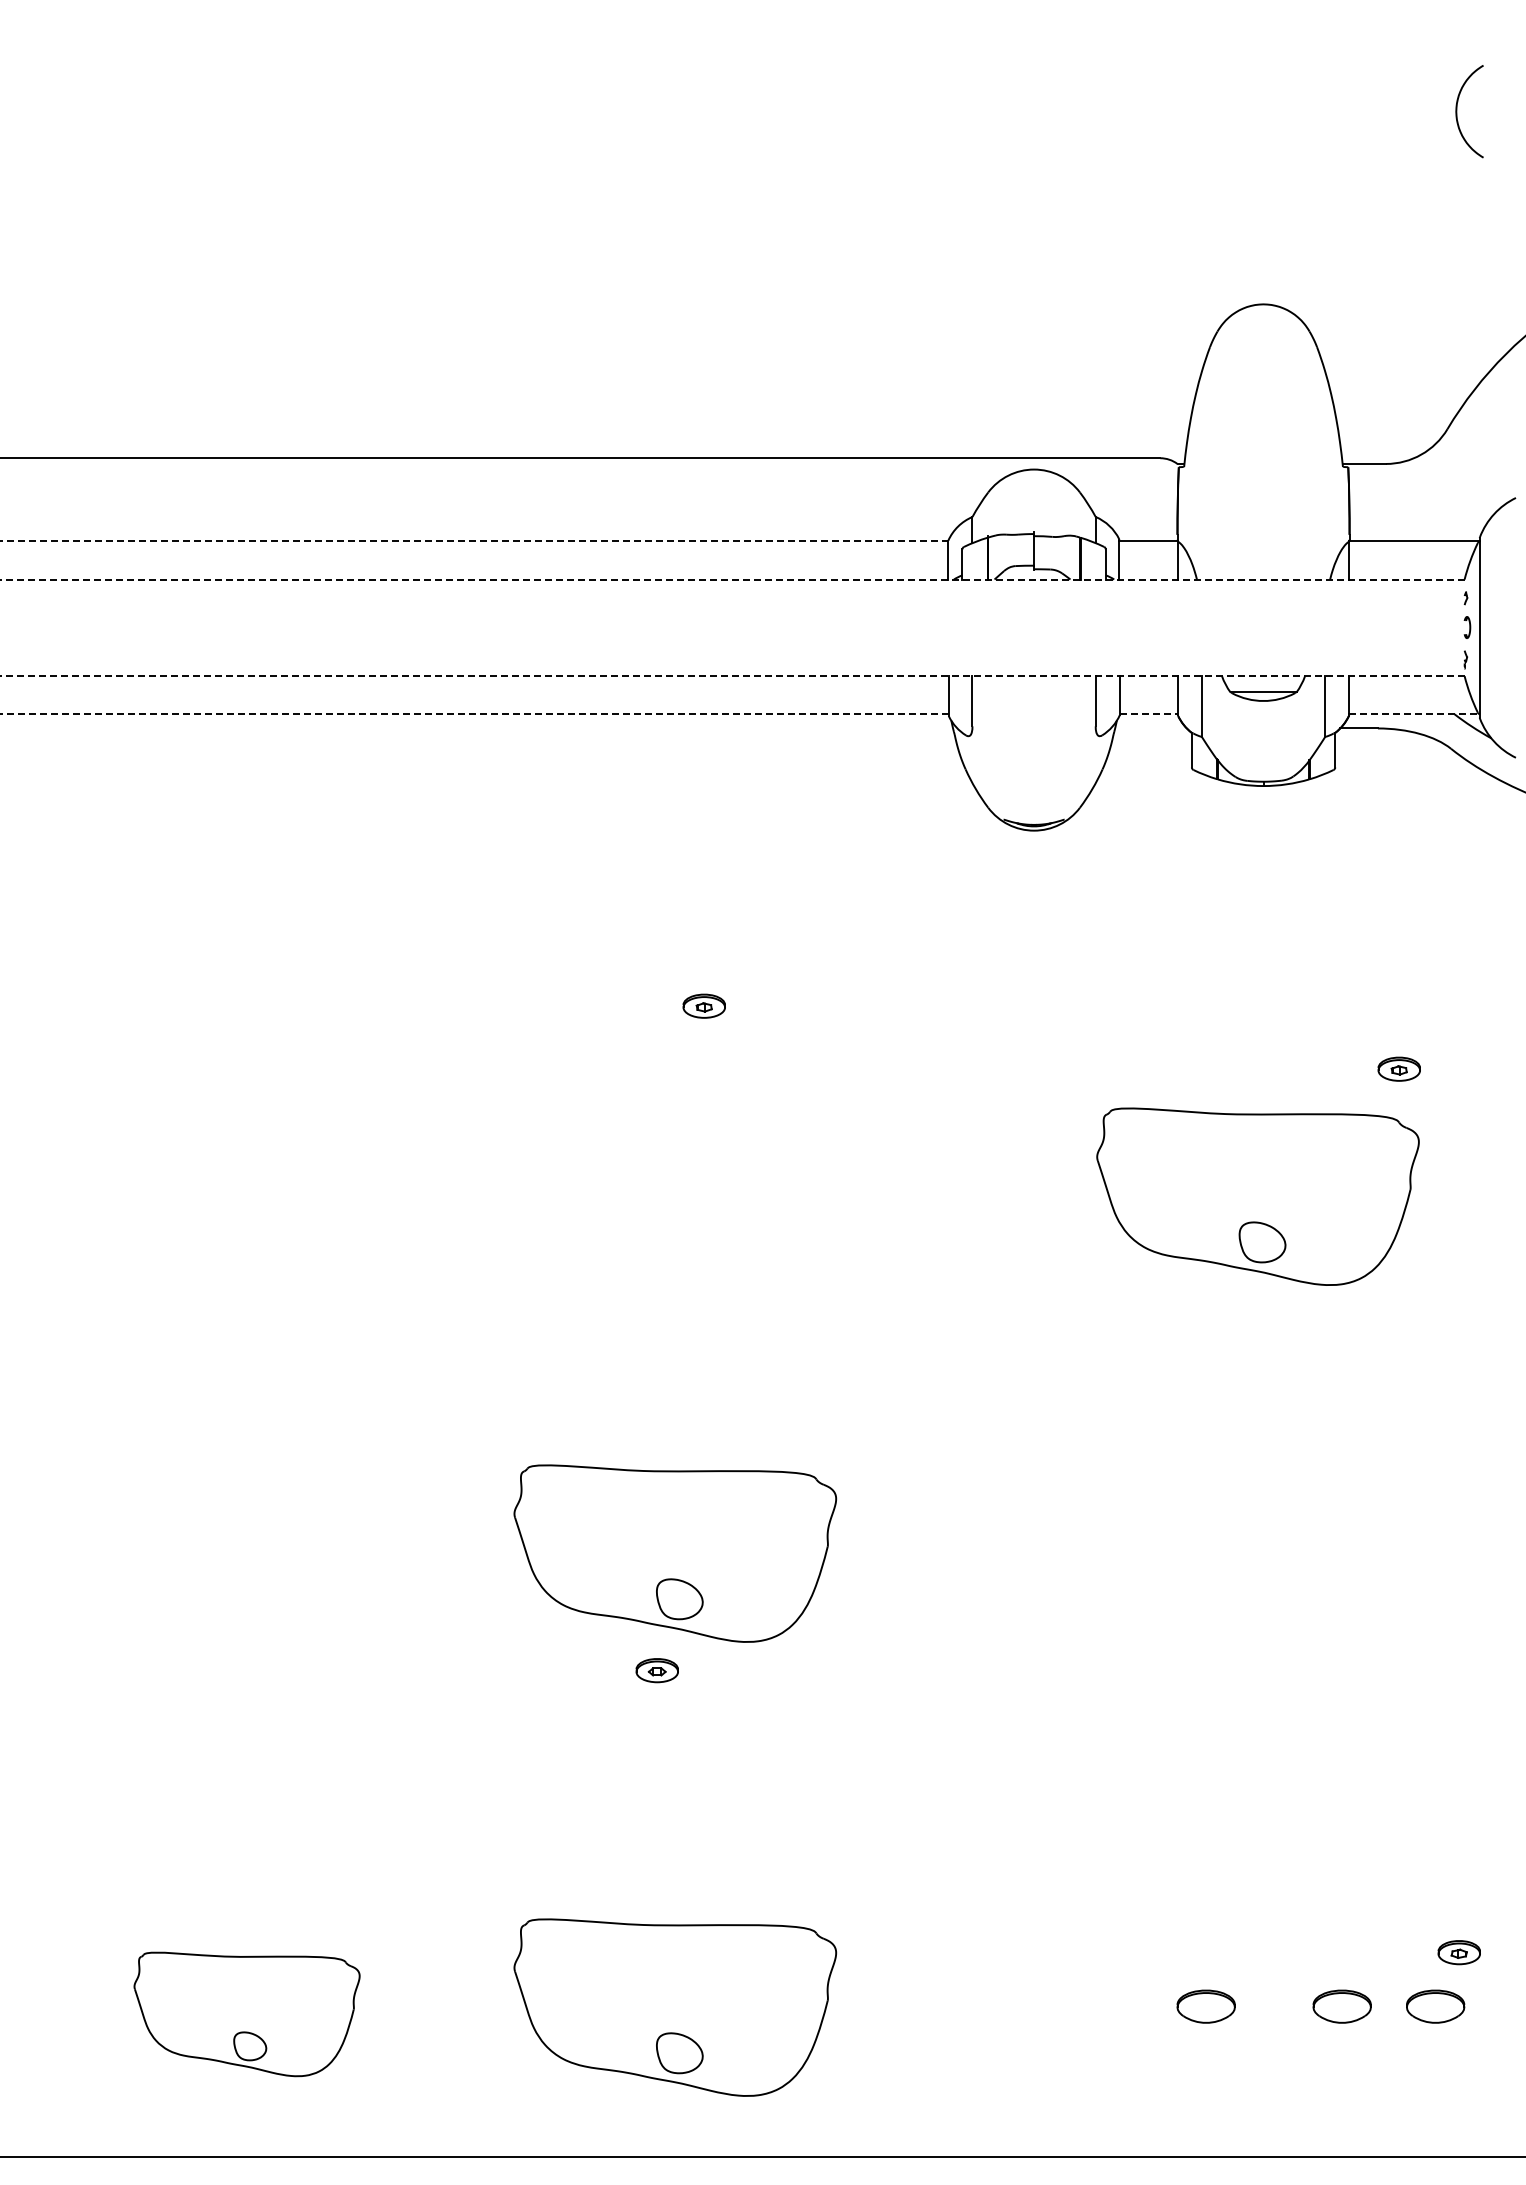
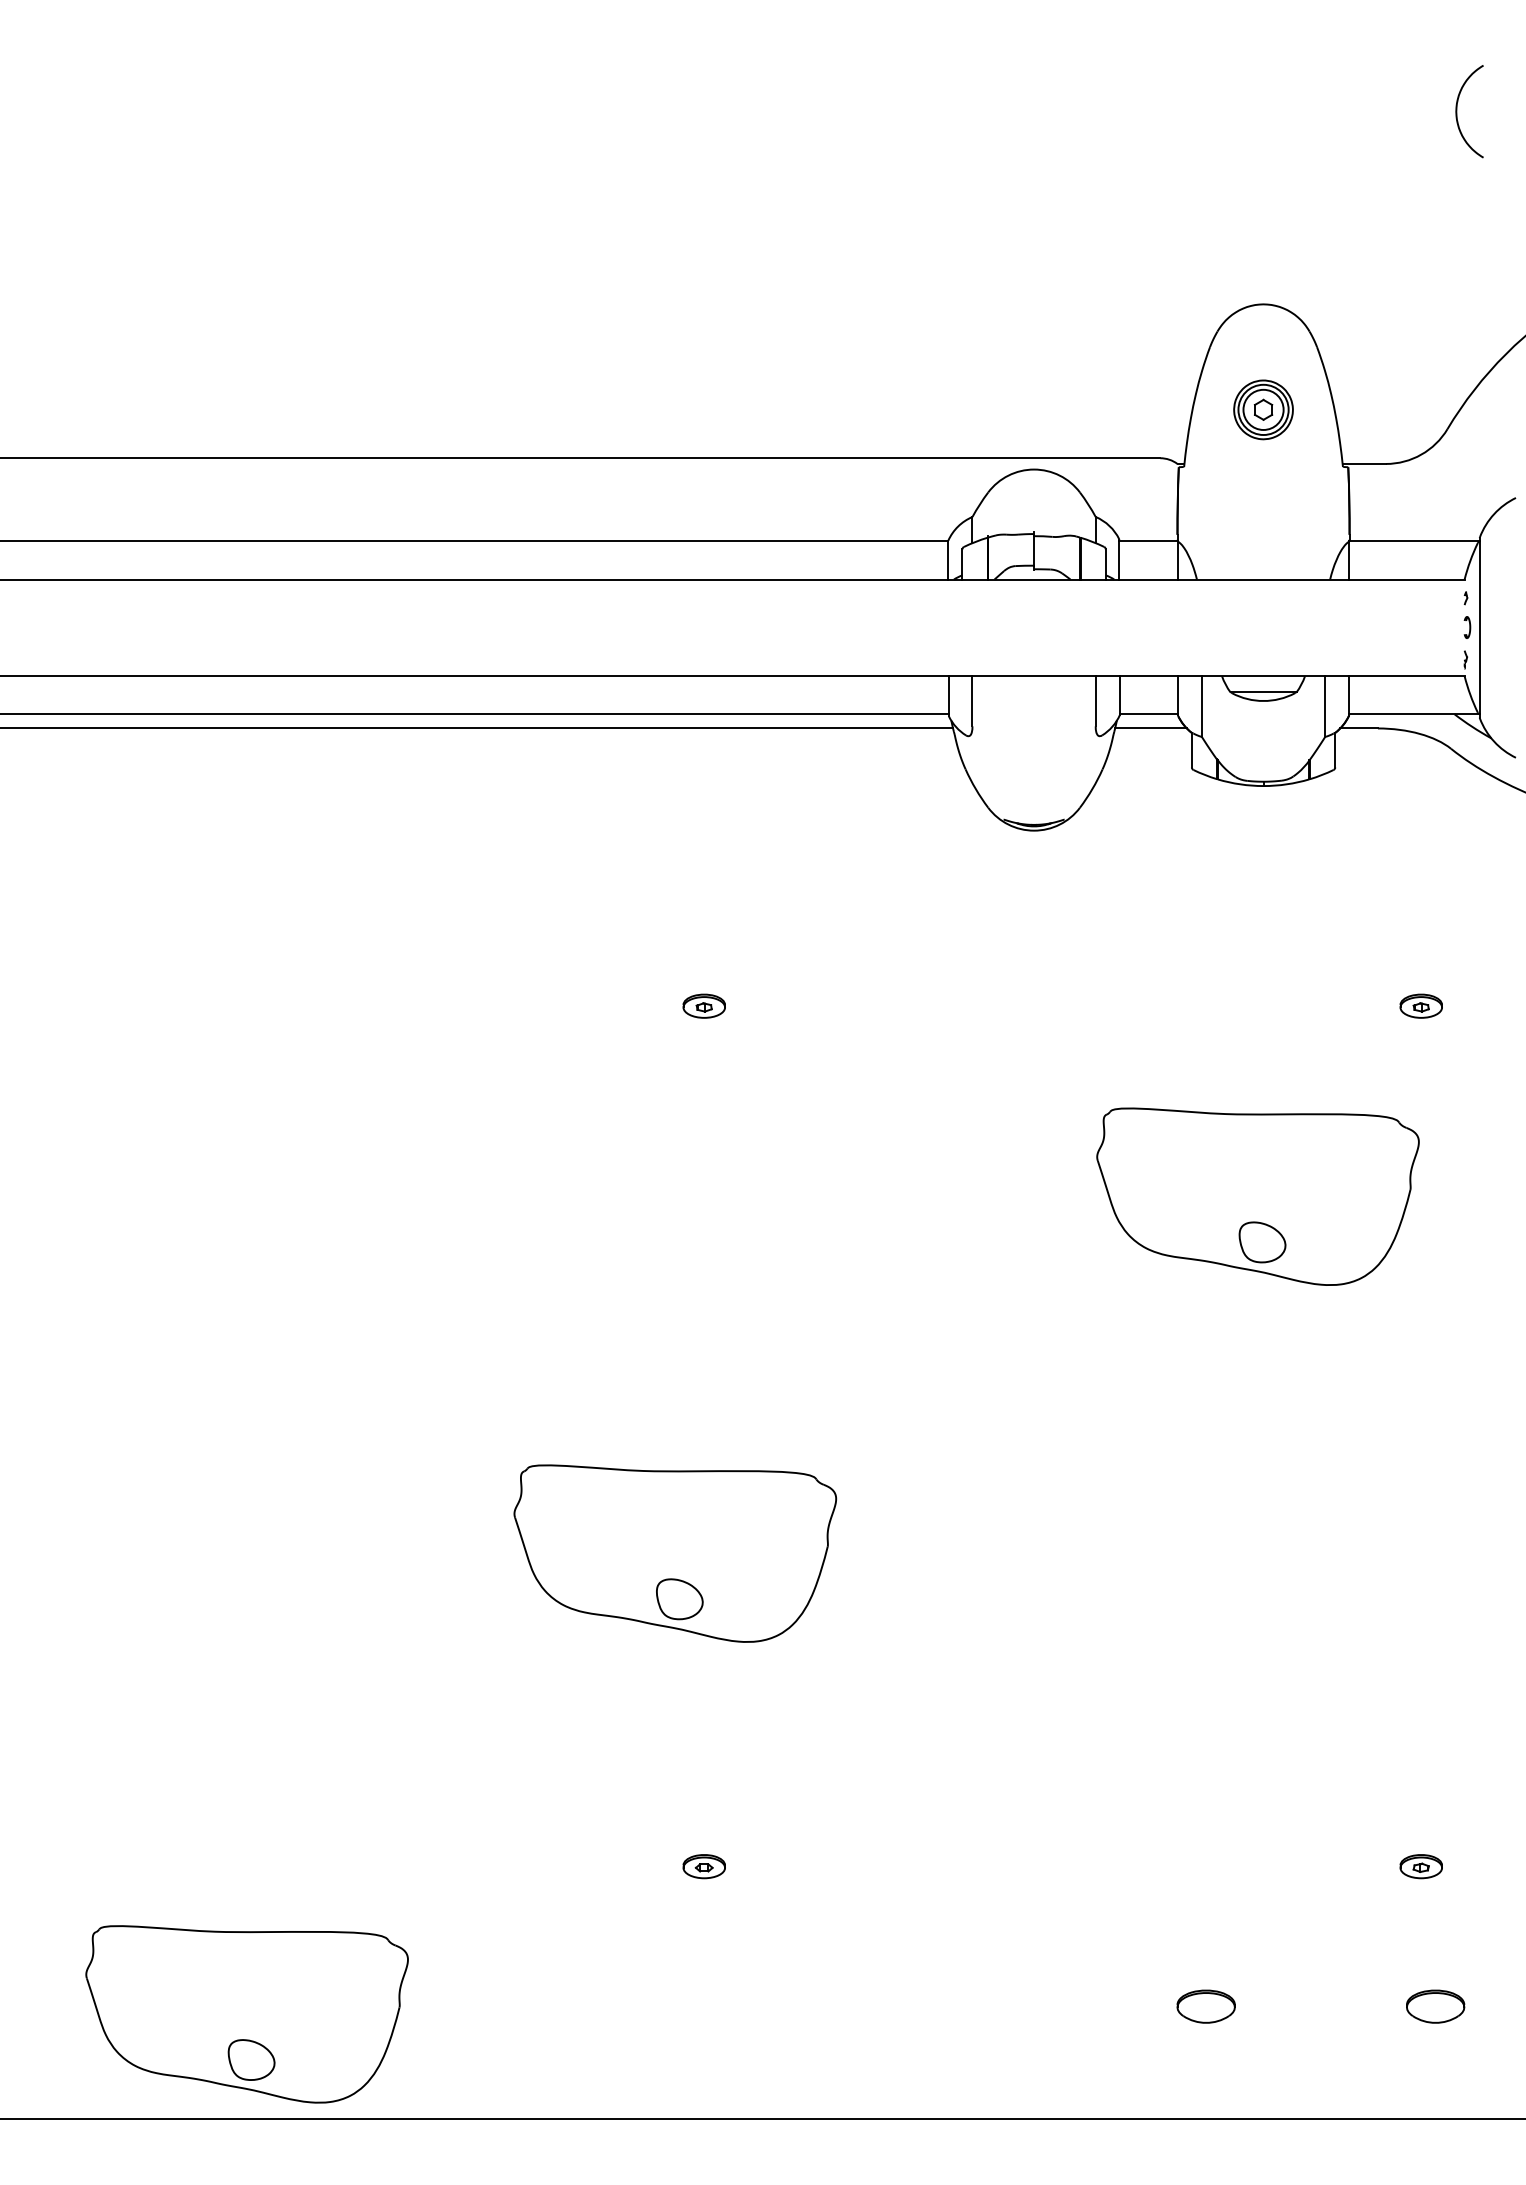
part: none -> present (1263, 409)
line: dashed -> solid (474, 541)
line: dashed -> solid (731, 579)
line: dashed -> solid (731, 676)
line: dashed -> solid (475, 714)
line: dashed -> solid (1148, 714)
line: dashed -> solid (1414, 714)
line: none -> present (477, 728)
line: none -> present (1150, 728)
part position: (1398, 1068) -> (1420, 1005) (1420, 1005)
part position: (656, 1670) -> (703, 1866) (703, 1866)
part position: (1458, 1952) -> (1420, 1866) (1420, 1866)
part: present -> none (1341, 2006)
part: present -> none (675, 2007)
part size: 228x127 px -> 324x179 px (246, 2014)
line position: (762, 2157) -> (762, 2119) (762, 2119)
